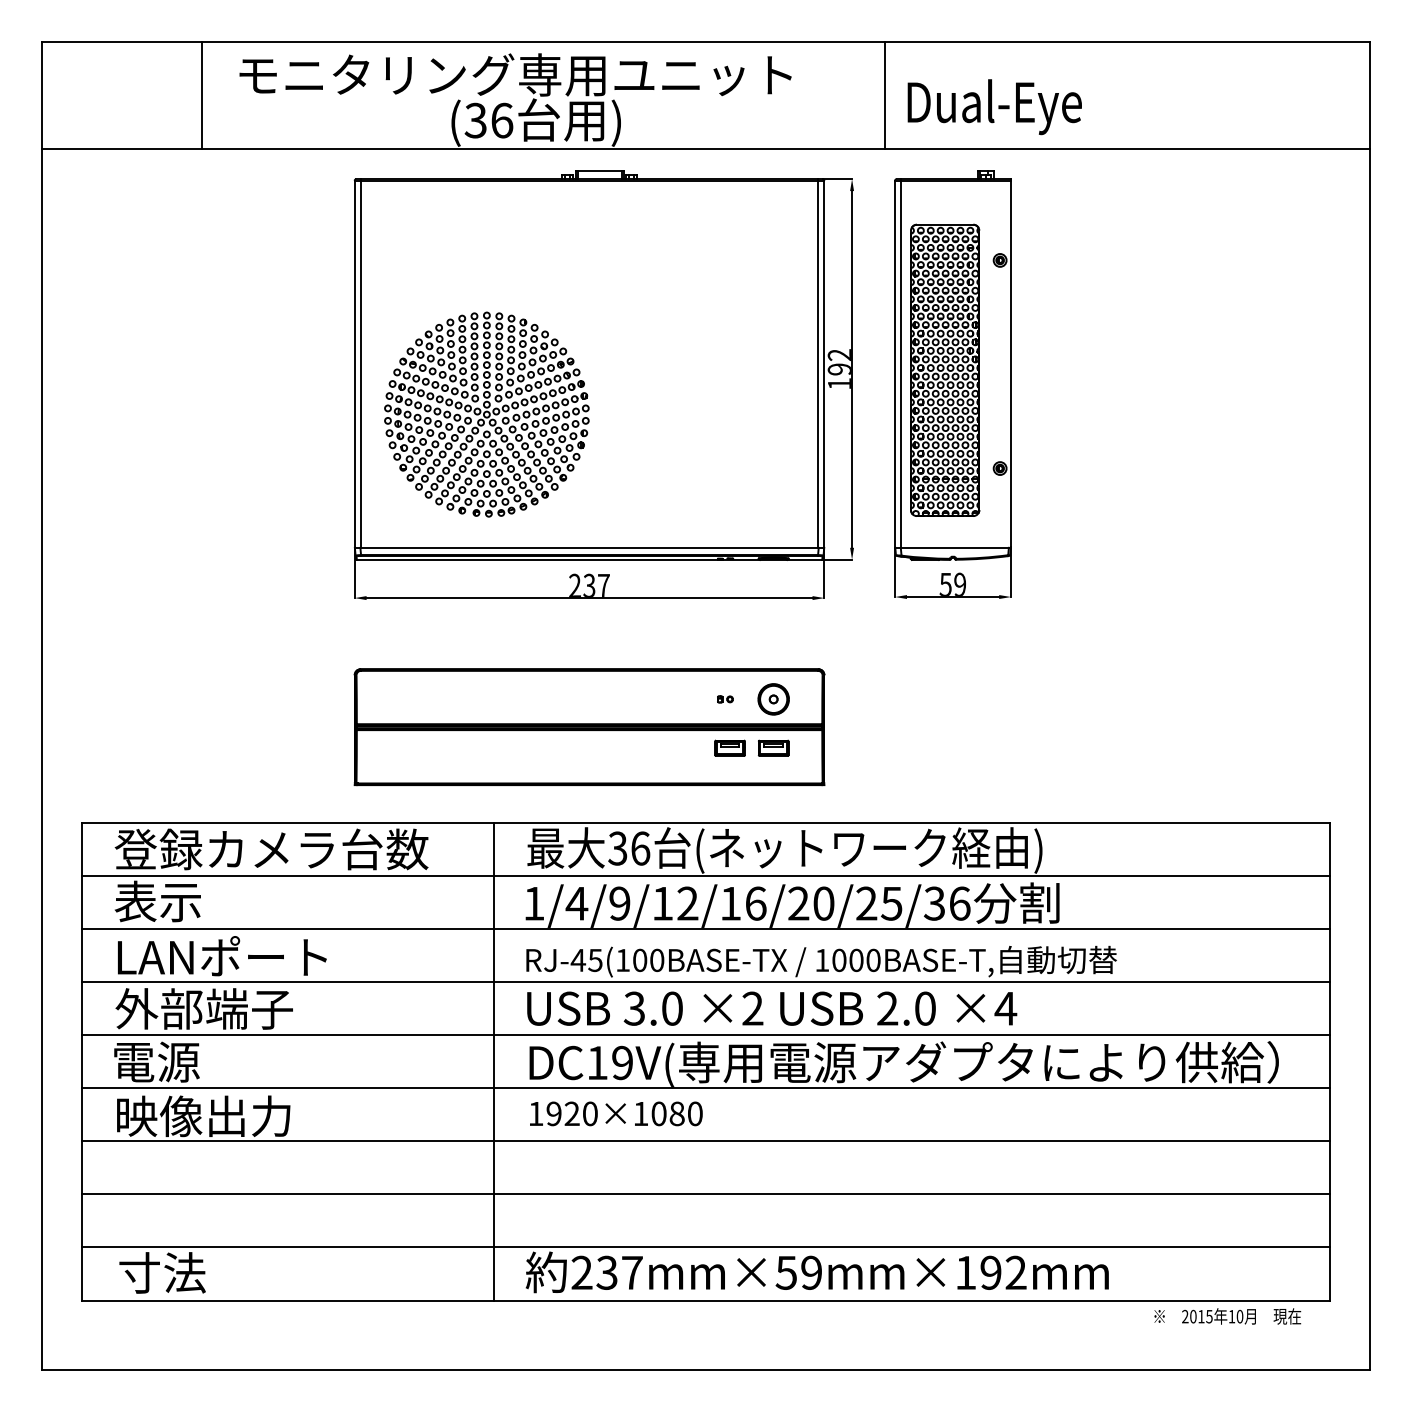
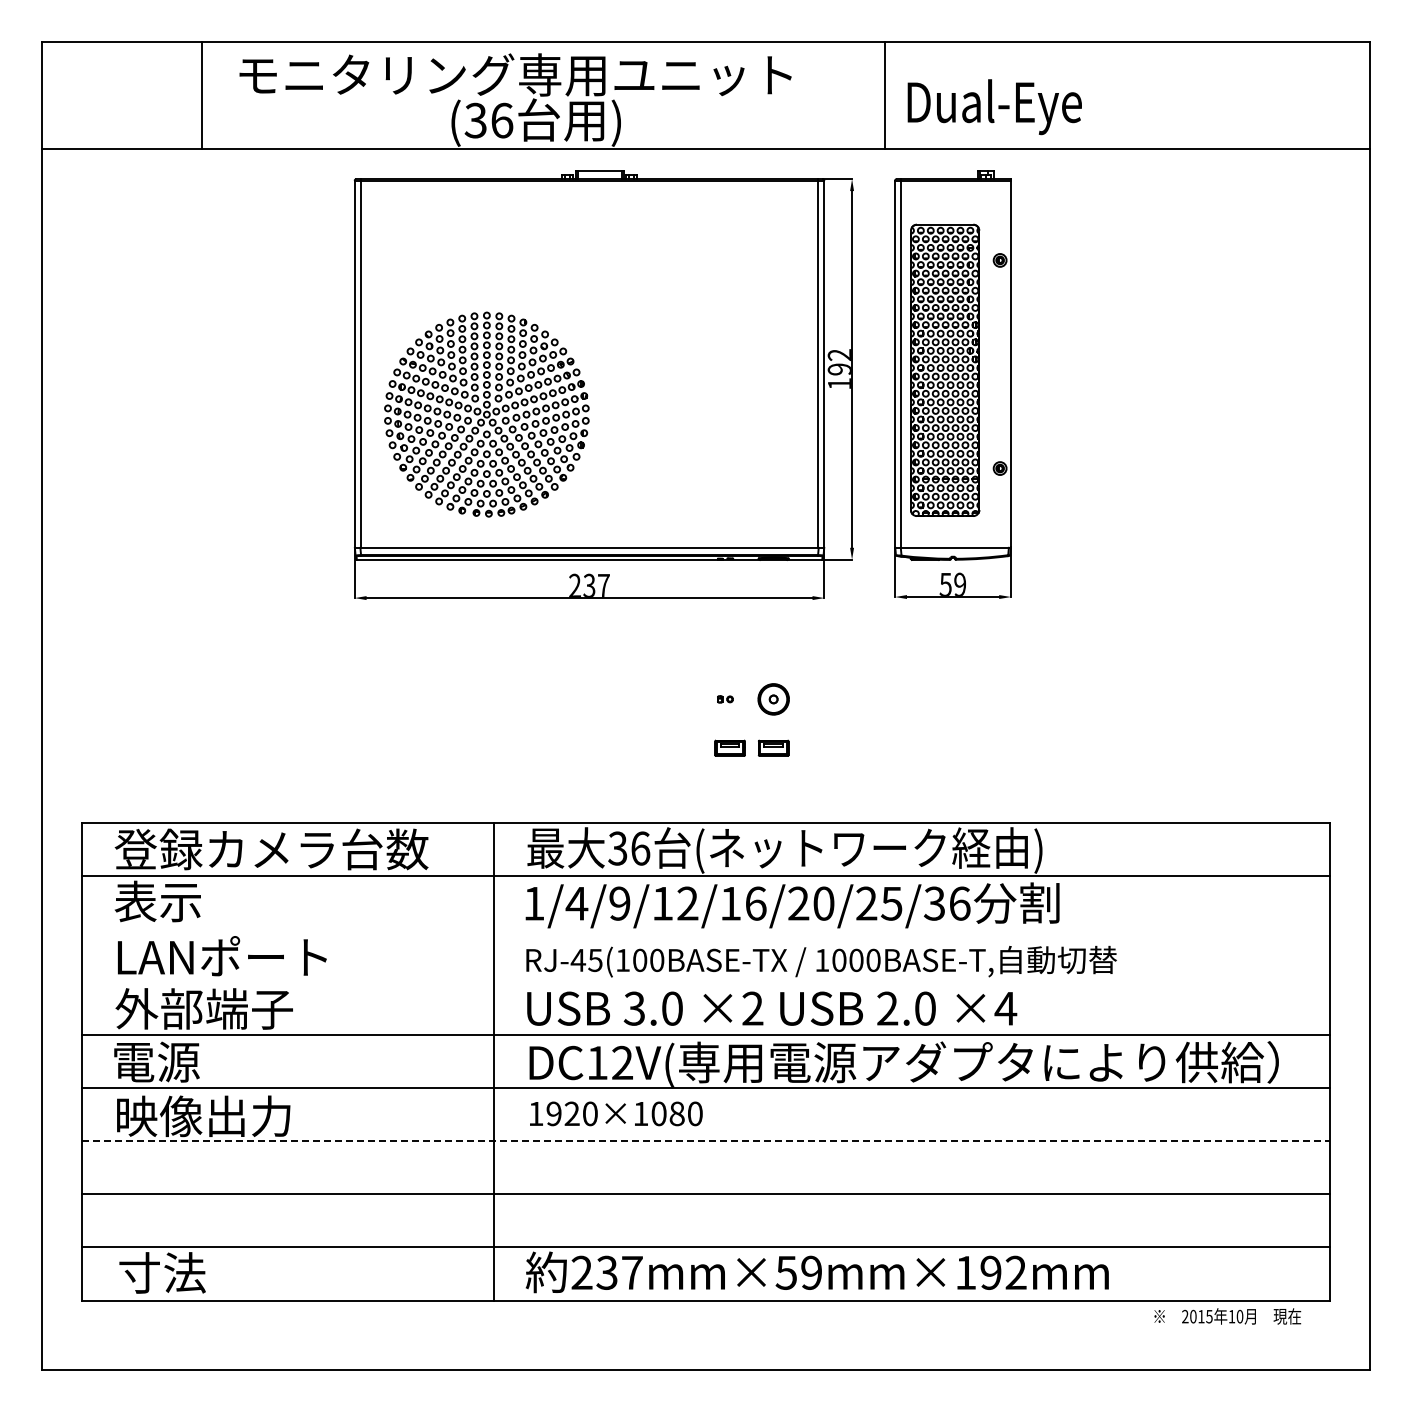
part: present -> none (589, 727)
line: present -> none (705, 928)
line: present -> none (705, 982)
text: DC19V( -> DC12V( (622, 1063)
line: solid -> dashed (705, 1141)
